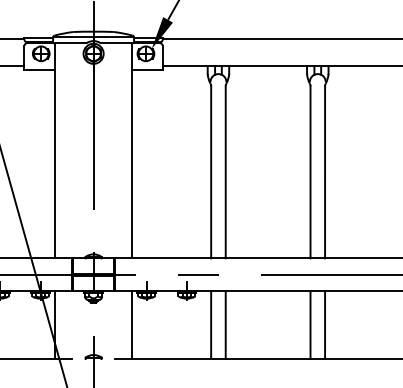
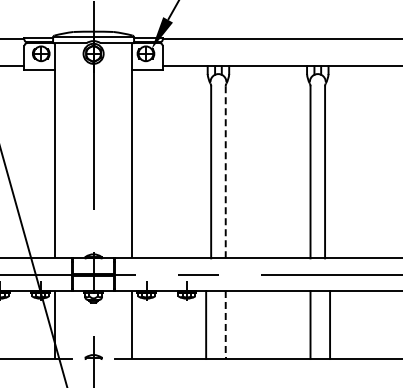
line: solid -> dashed (225, 172)
line position: (211, 324) -> (206, 324) (206, 324)
line position: (325, 324) -> (330, 324) (330, 324)
line: solid -> dashed (225, 325)
